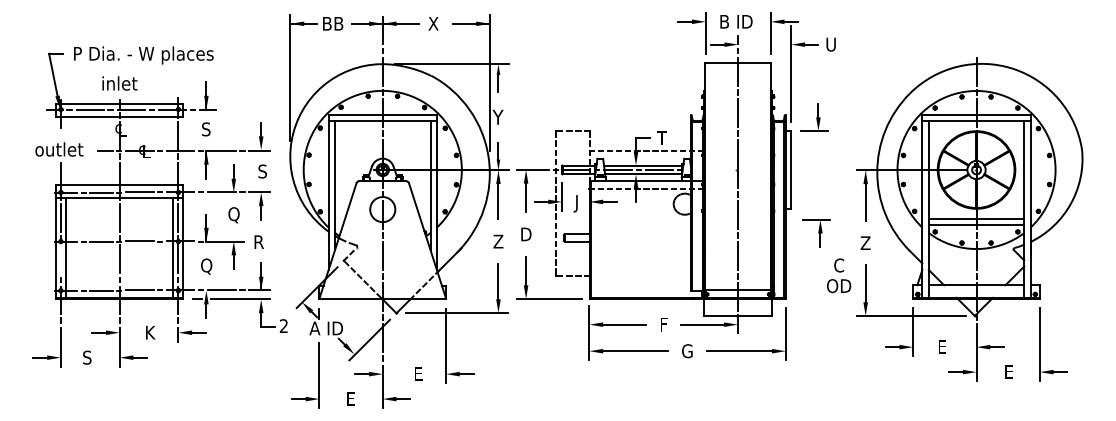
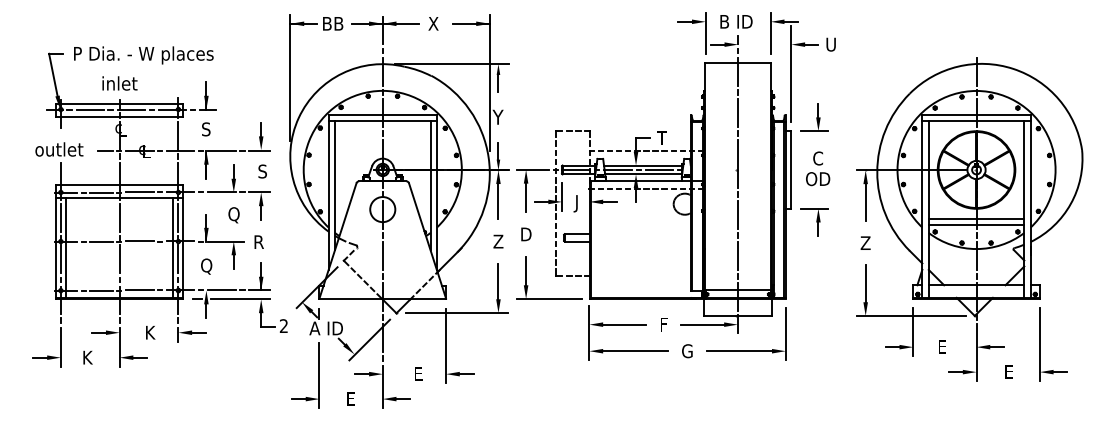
part position: (816, 233) -> (814, 222) (814, 222)
line: none -> present (60, 259)
text position: (839, 275) -> (818, 168) (818, 168)
text: S -> K (87, 357)
